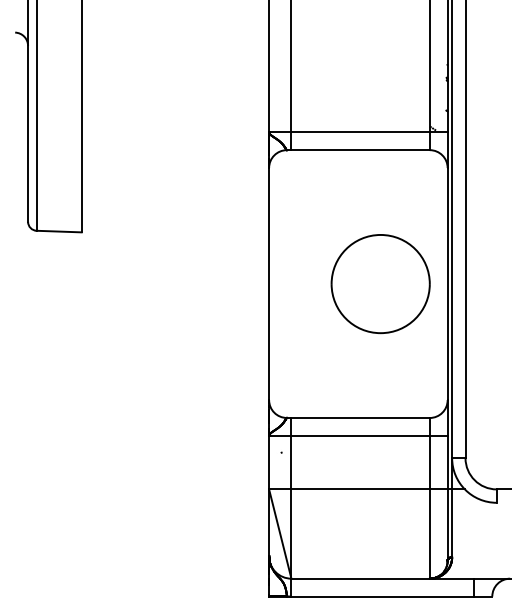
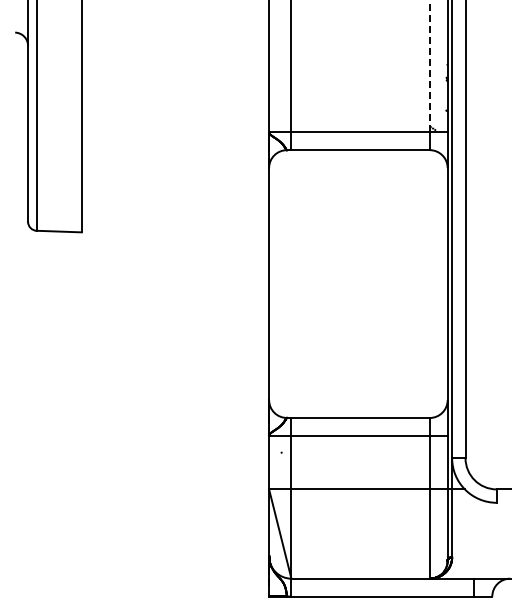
line: solid -> dashed (429, 66)
part: present -> none (380, 284)
